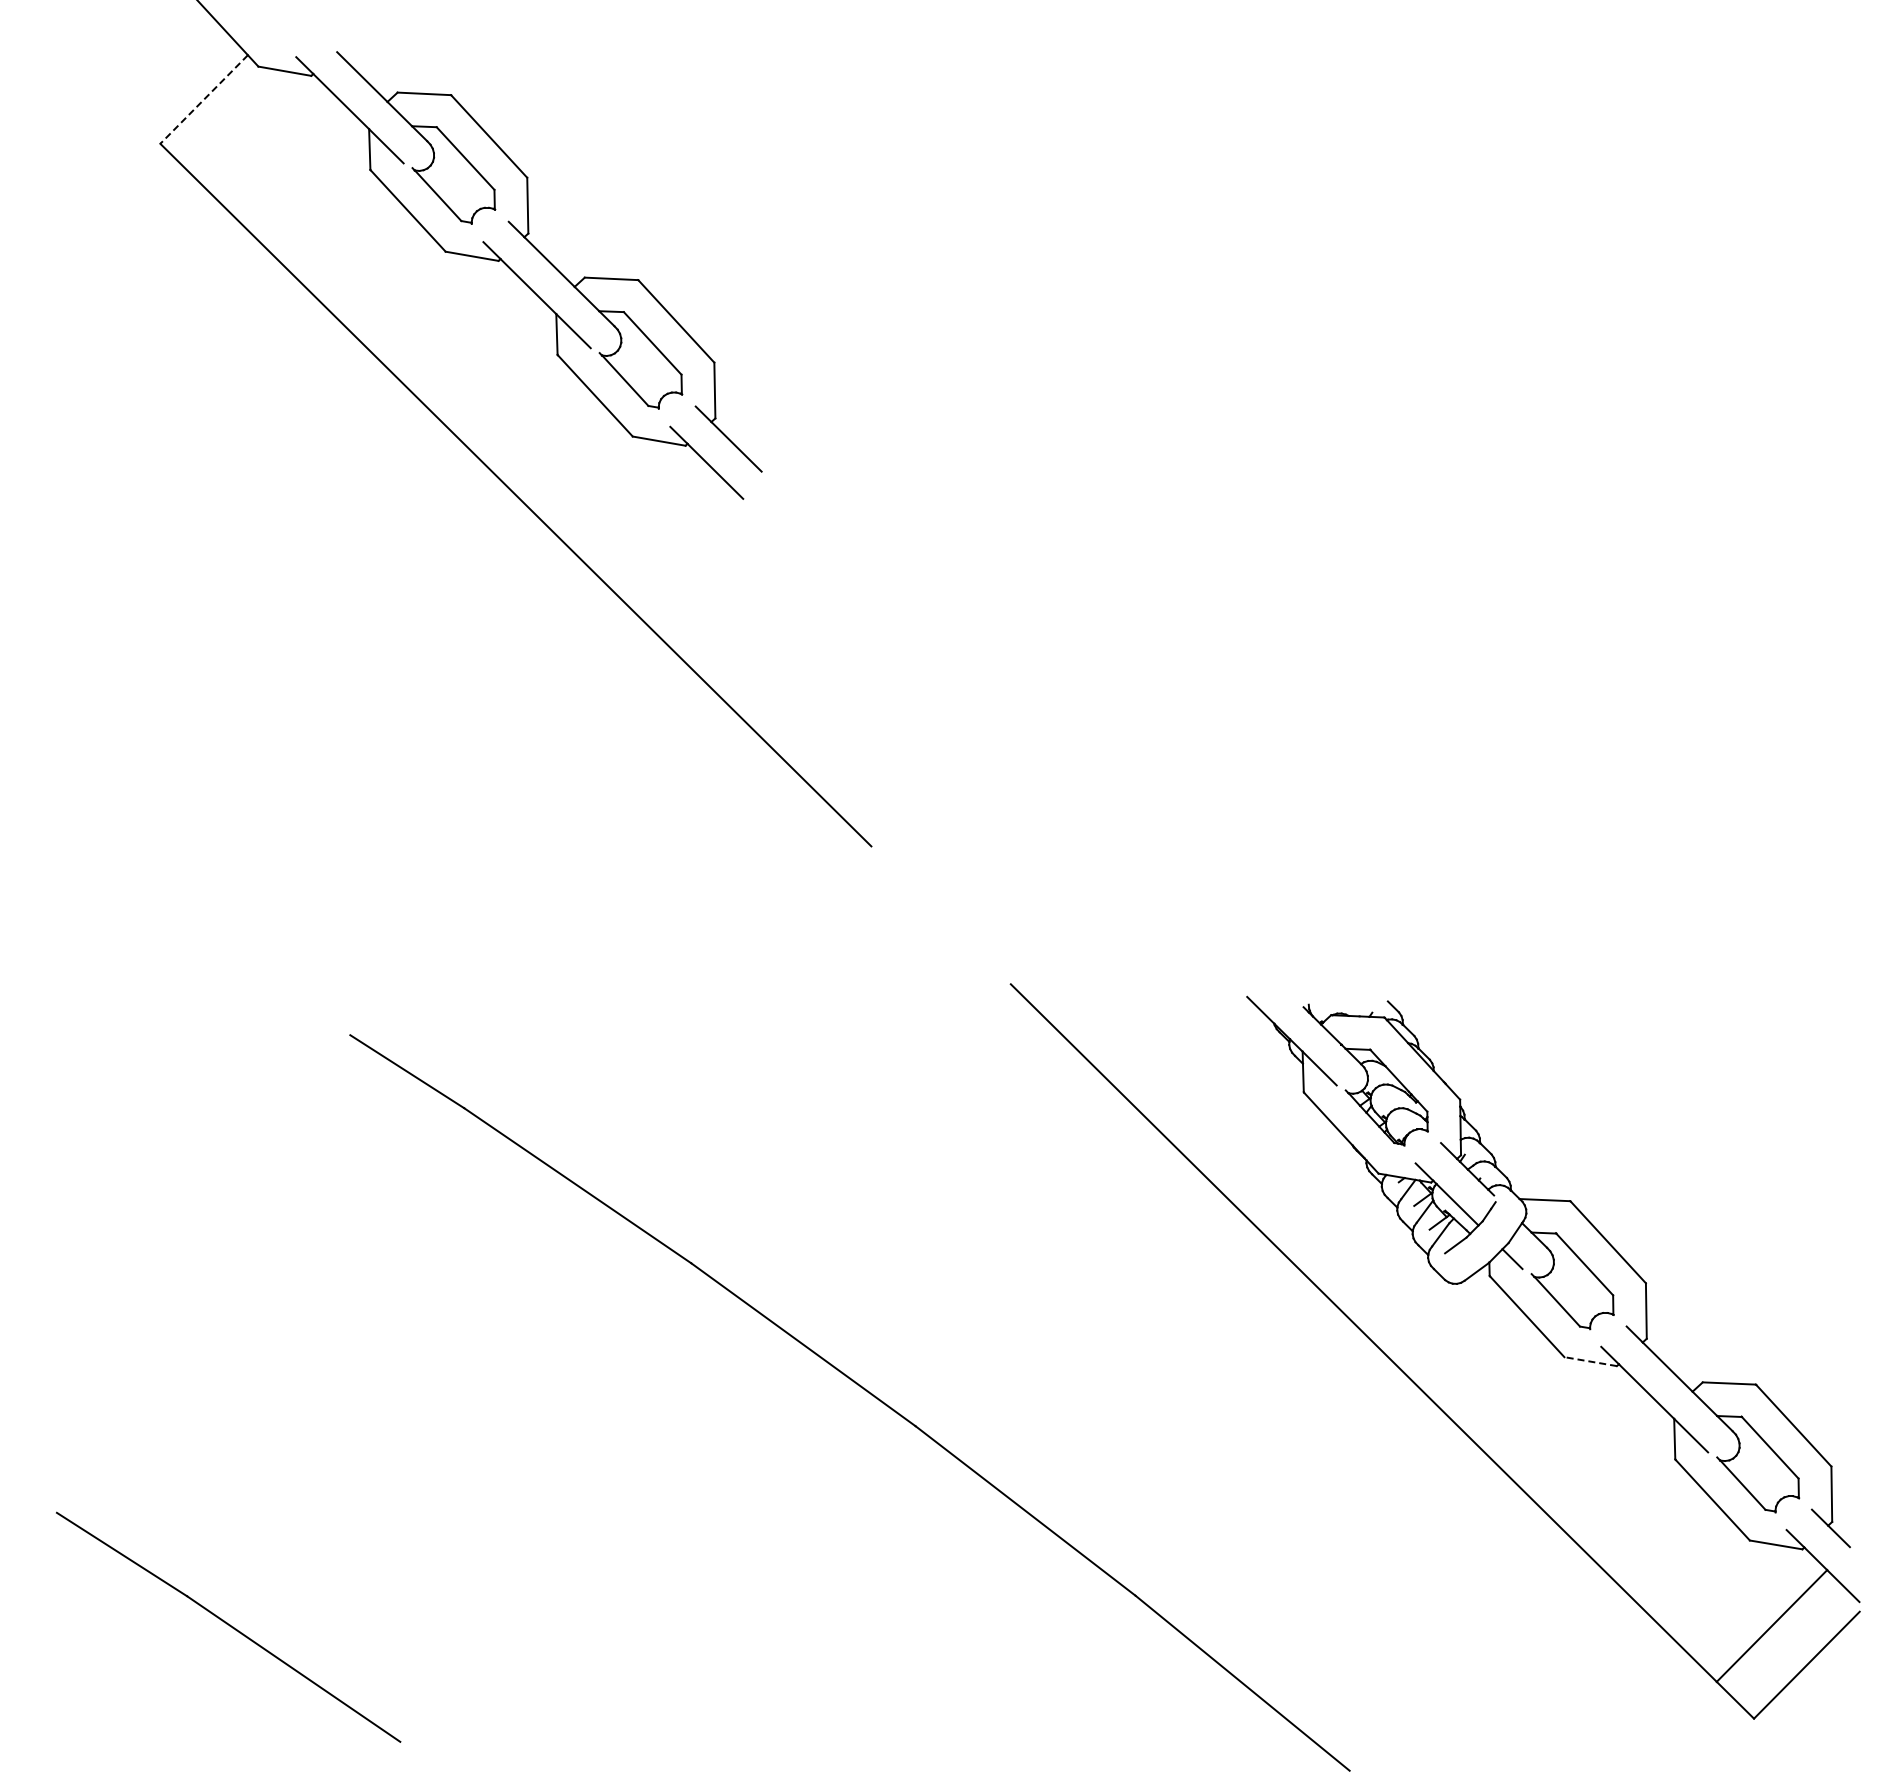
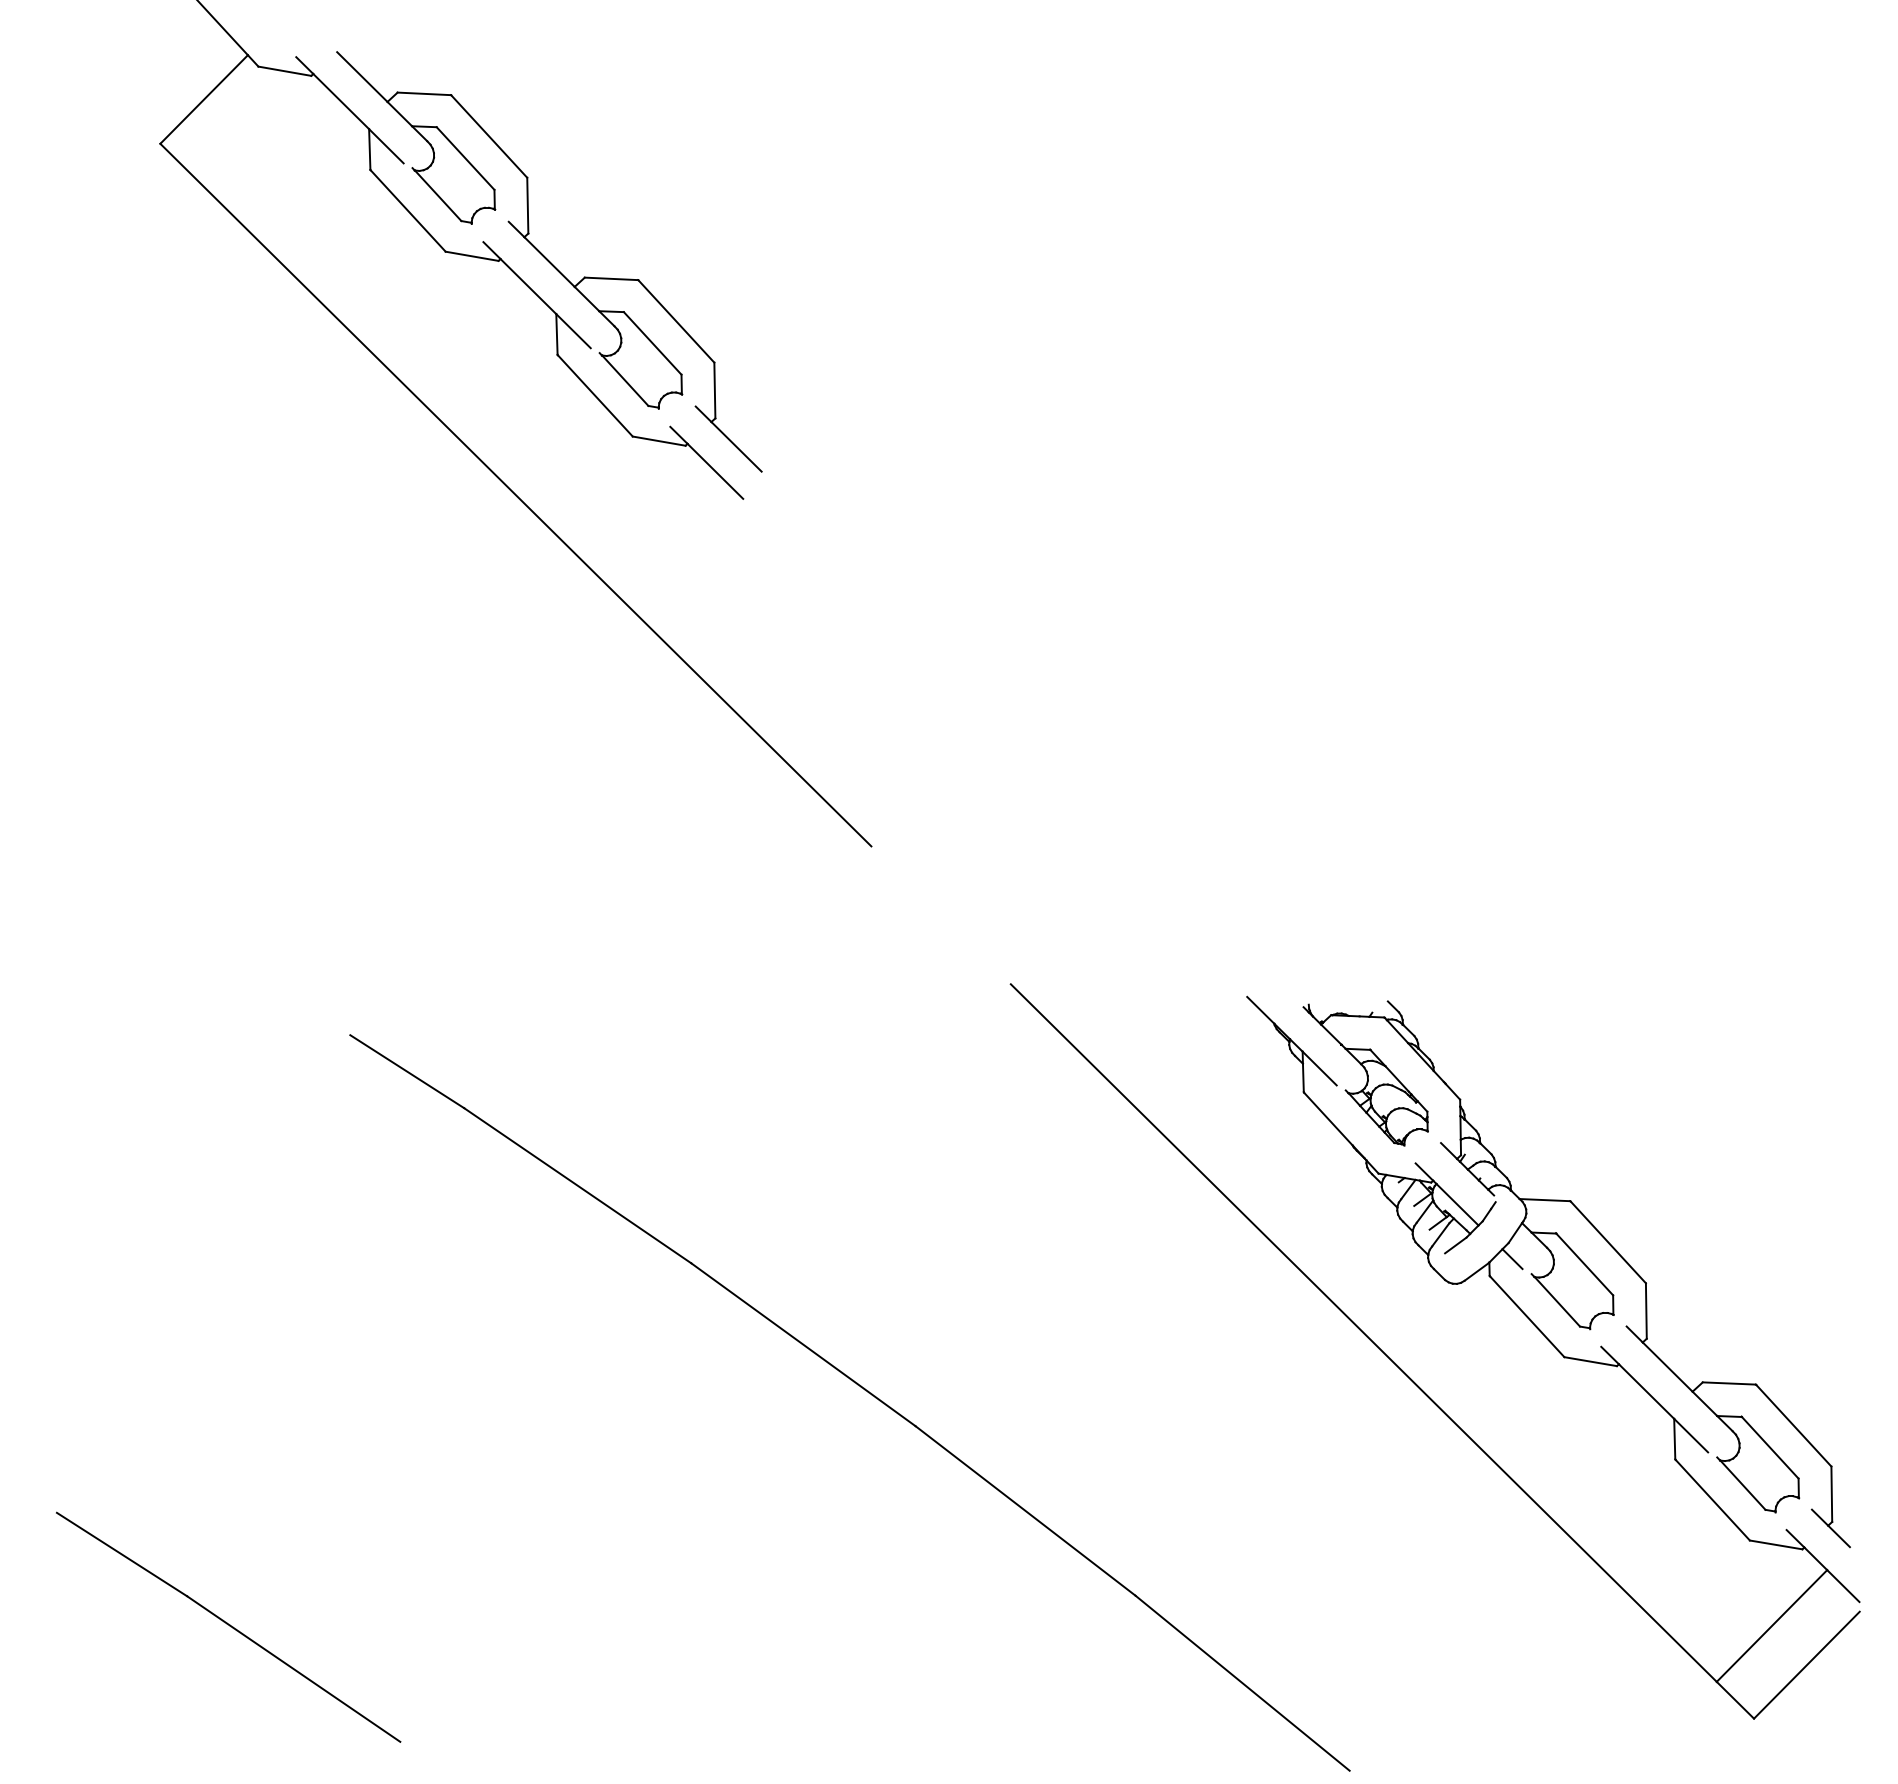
line: dashed -> solid (203, 99)
line: dashed -> solid (1590, 1361)
